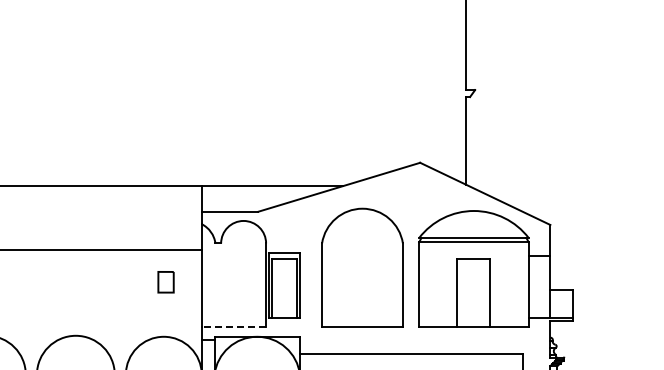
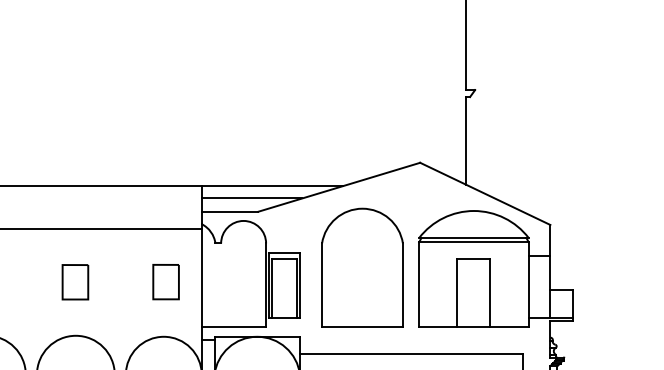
line: none -> present (251, 198)
line position: (101, 249) -> (101, 228) (101, 228)
part: none -> present (75, 282)
part size: 18x23 px -> 28x37 px (165, 282)
line: dashed -> solid (233, 326)
